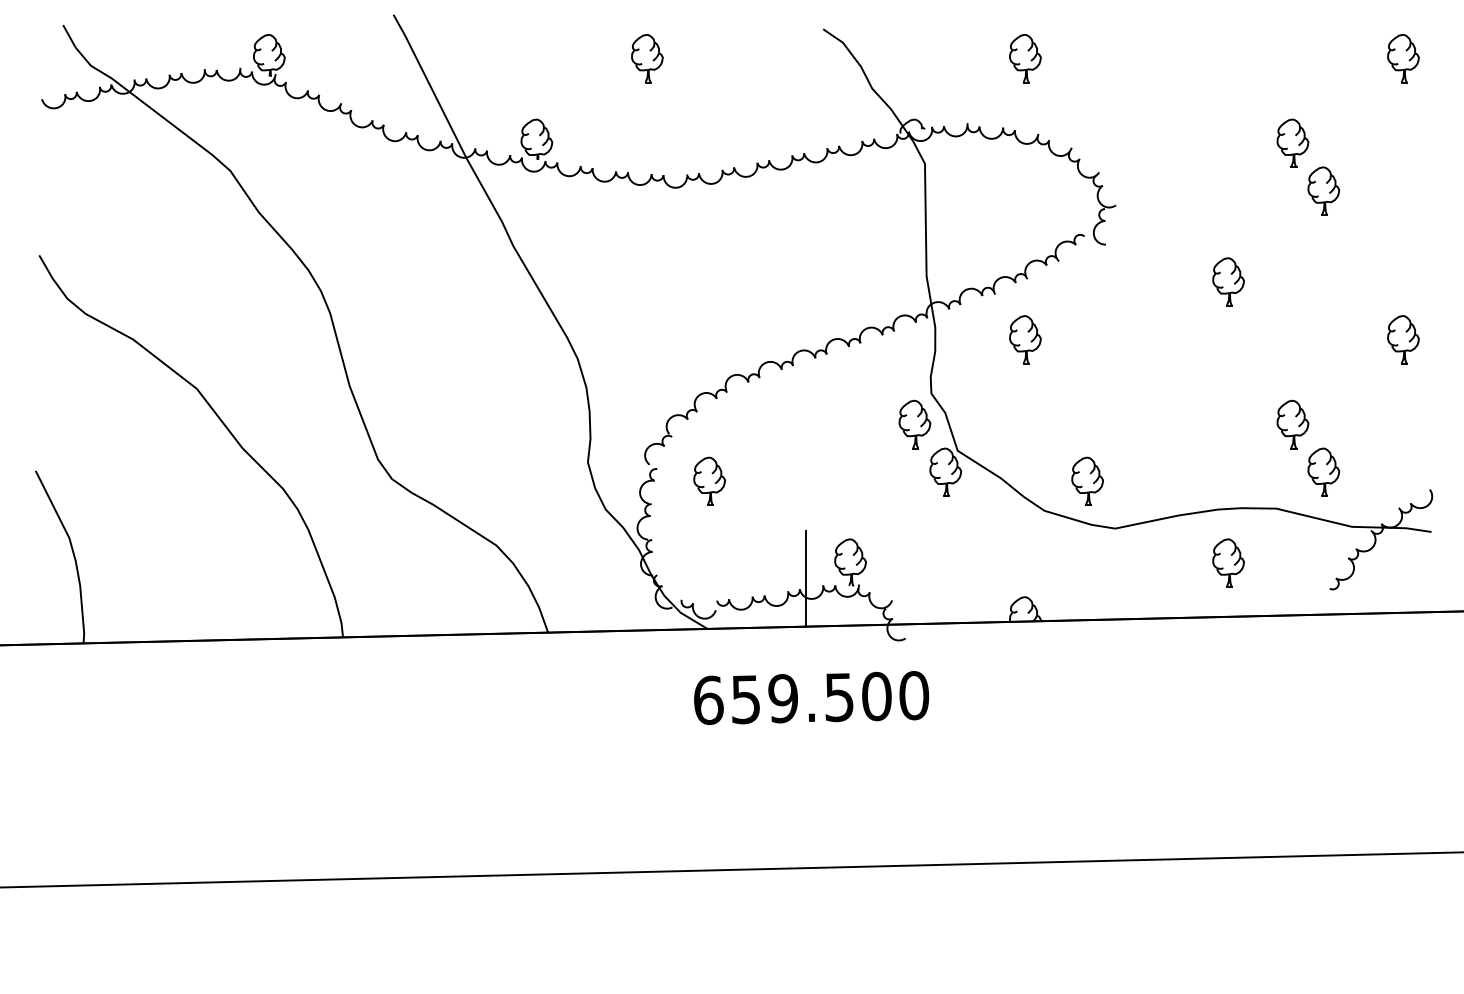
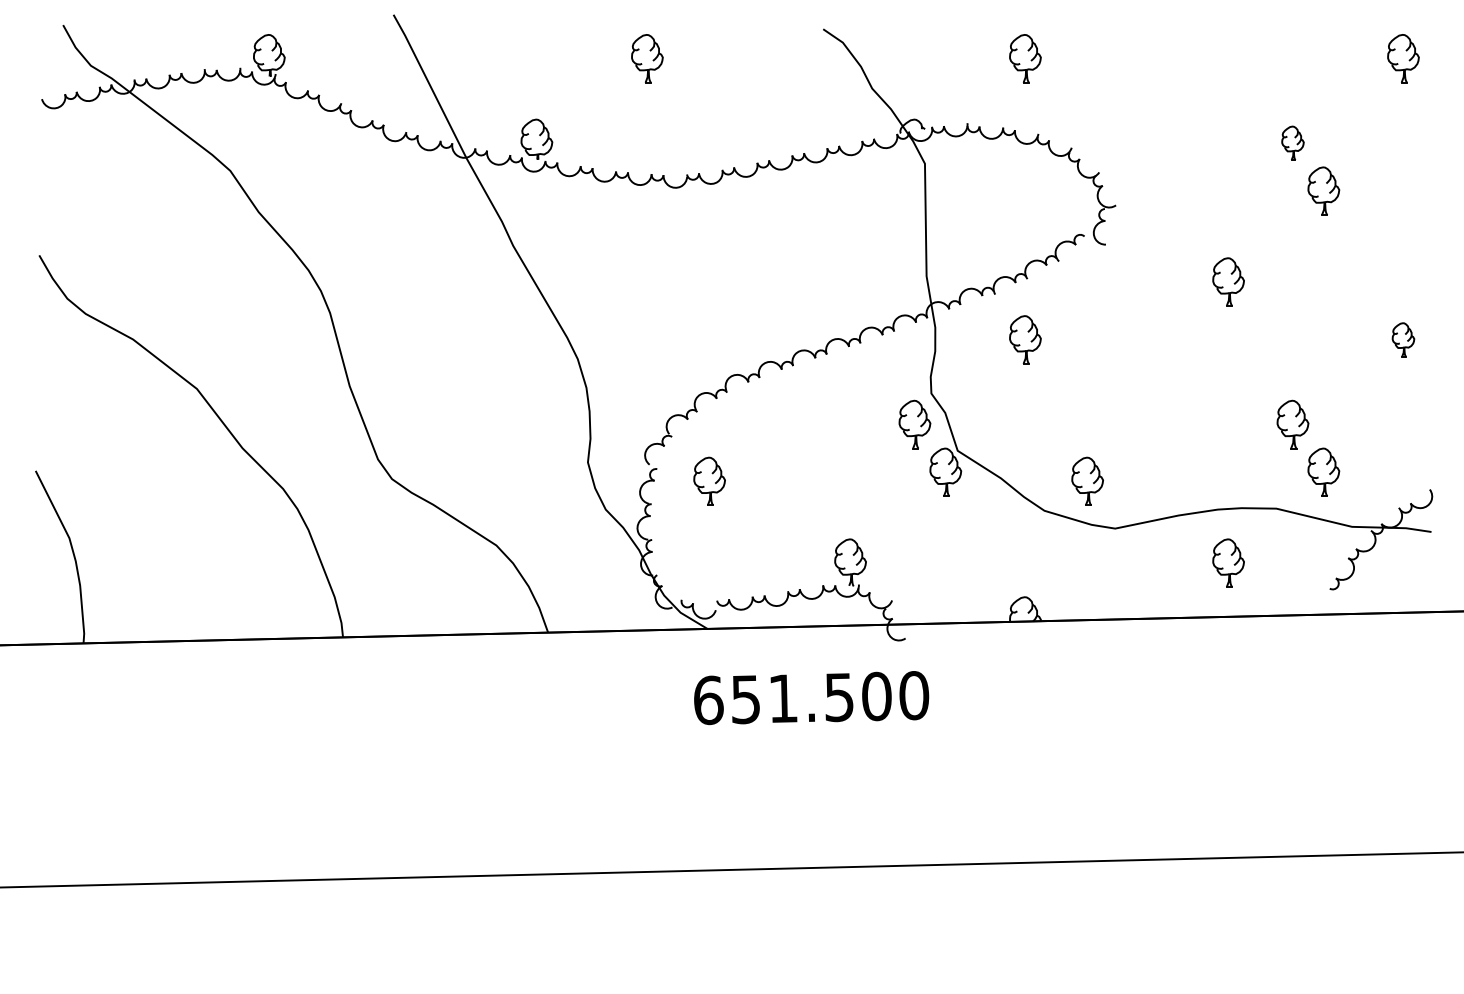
part size: 34x50 px -> 24x36 px (1292, 142)
part size: 33x50 px -> 25x36 px (1403, 339)
line: present -> none (805, 578)
text: 659.500 -> 651.500 (782, 698)
